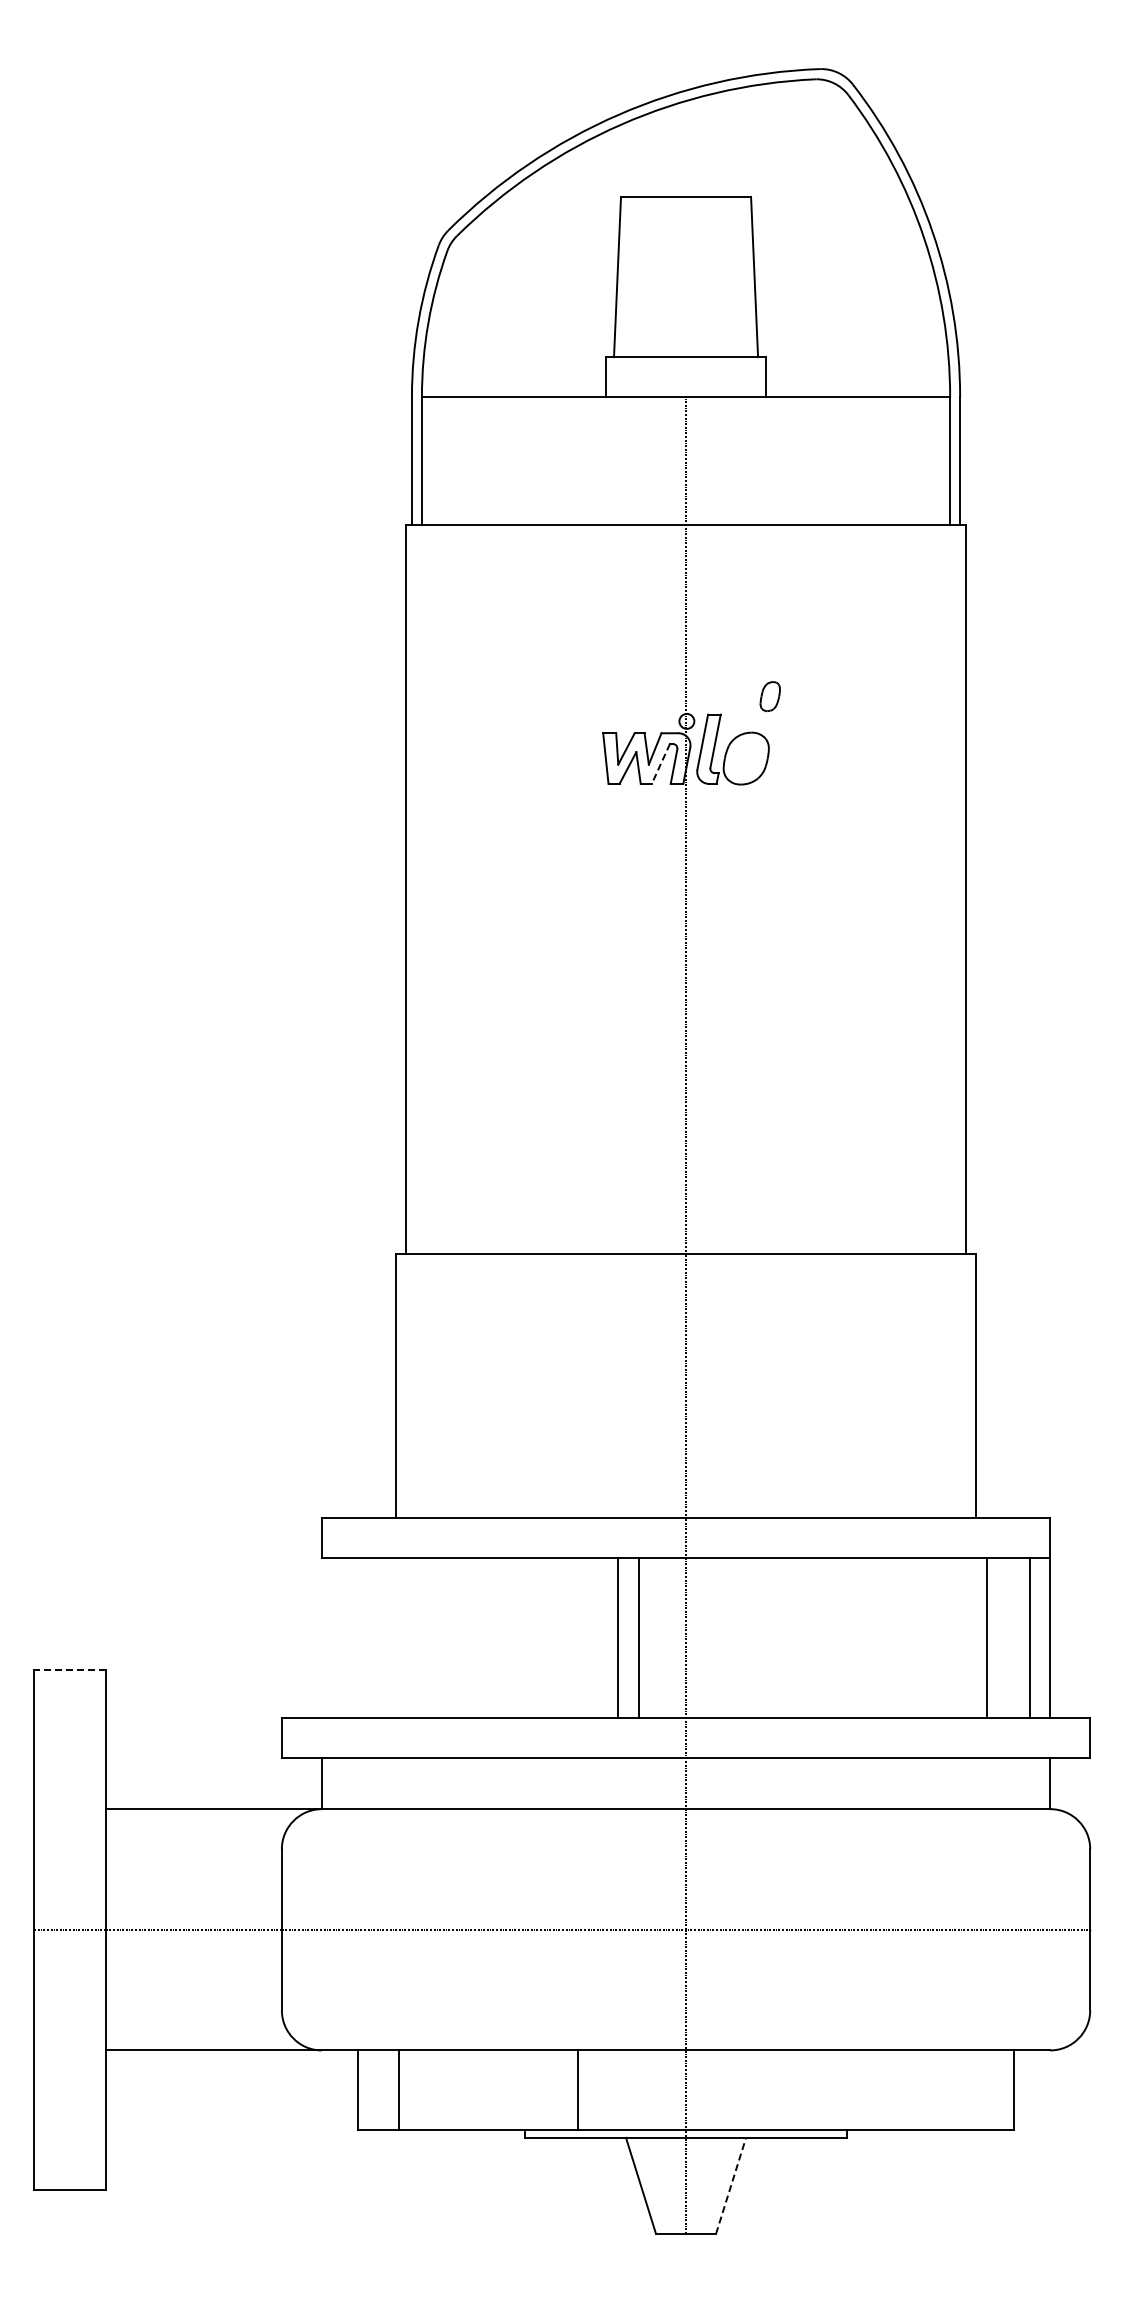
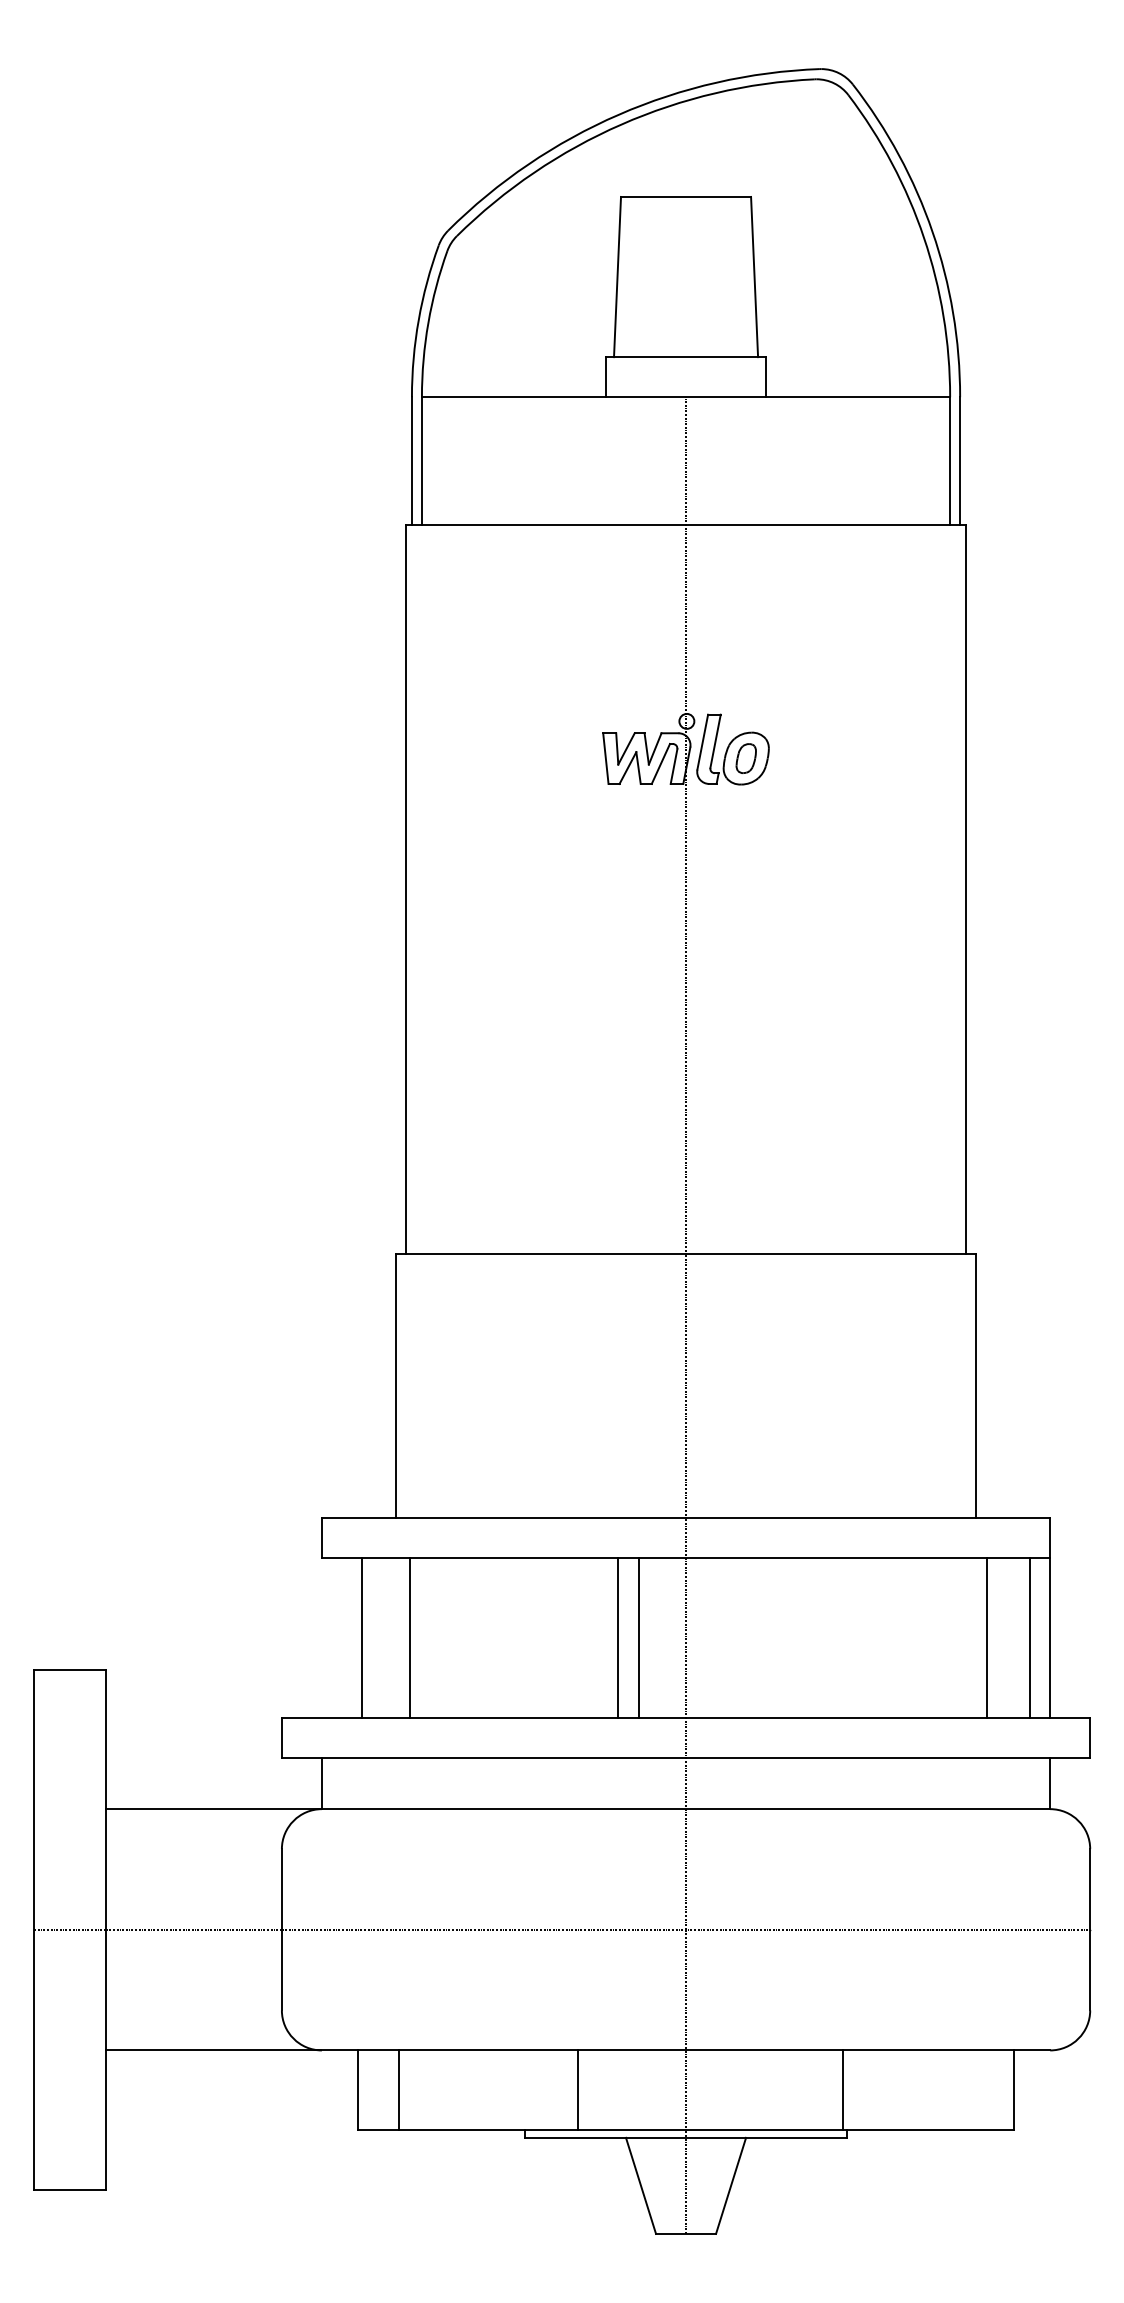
part position: (769, 696) -> (745, 758) (745, 758)
line: dashed -> solid (660, 763)
line: none -> present (361, 1637)
line: none -> present (410, 1637)
line: dashed -> solid (69, 1669)
line: none -> present (842, 2089)
line: dashed -> solid (731, 2185)
